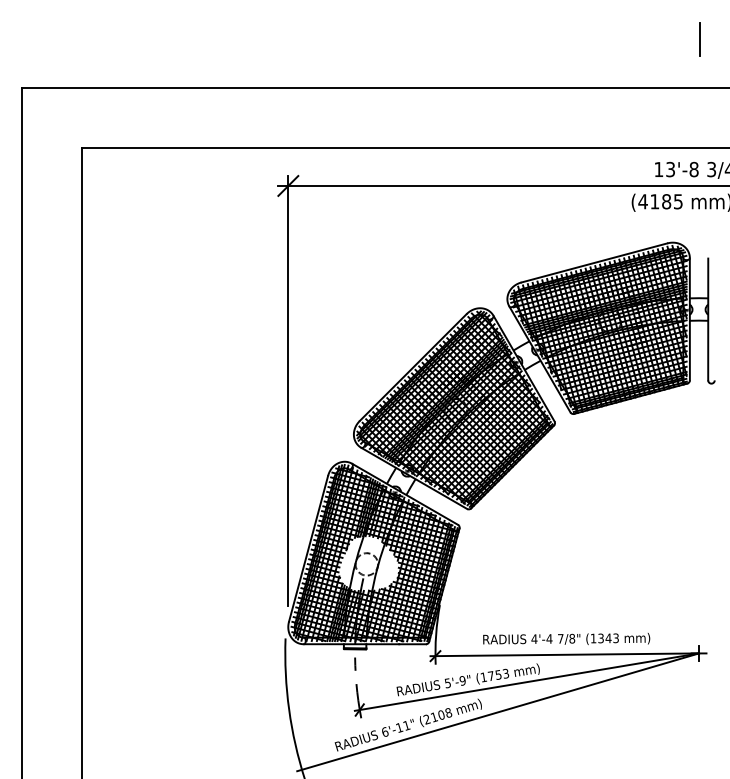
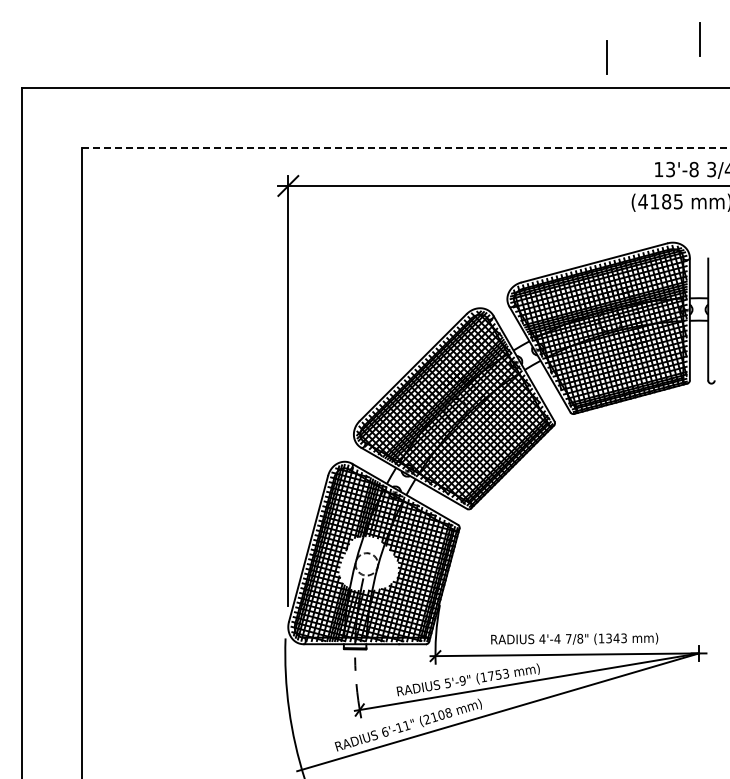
line: none -> present (606, 57)
line: solid -> dashed (405, 147)
text position: (566, 638) -> (574, 638) (574, 638)
